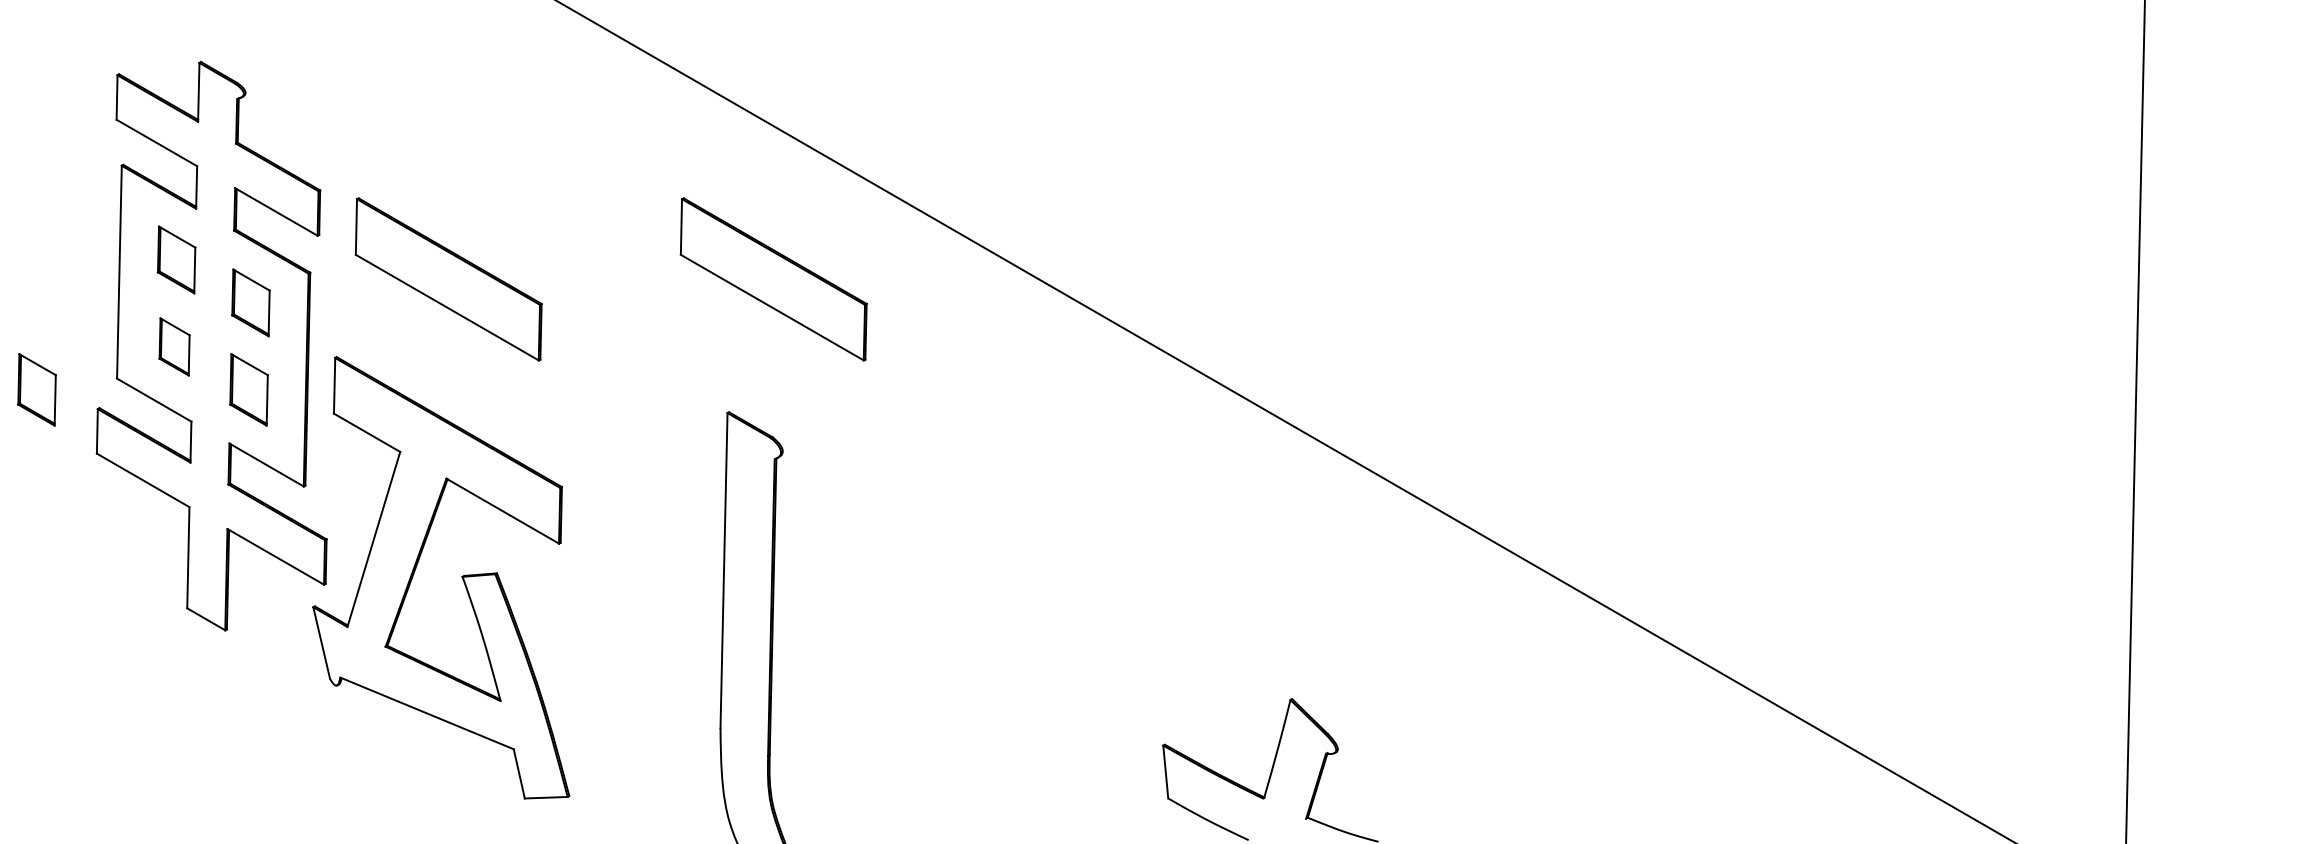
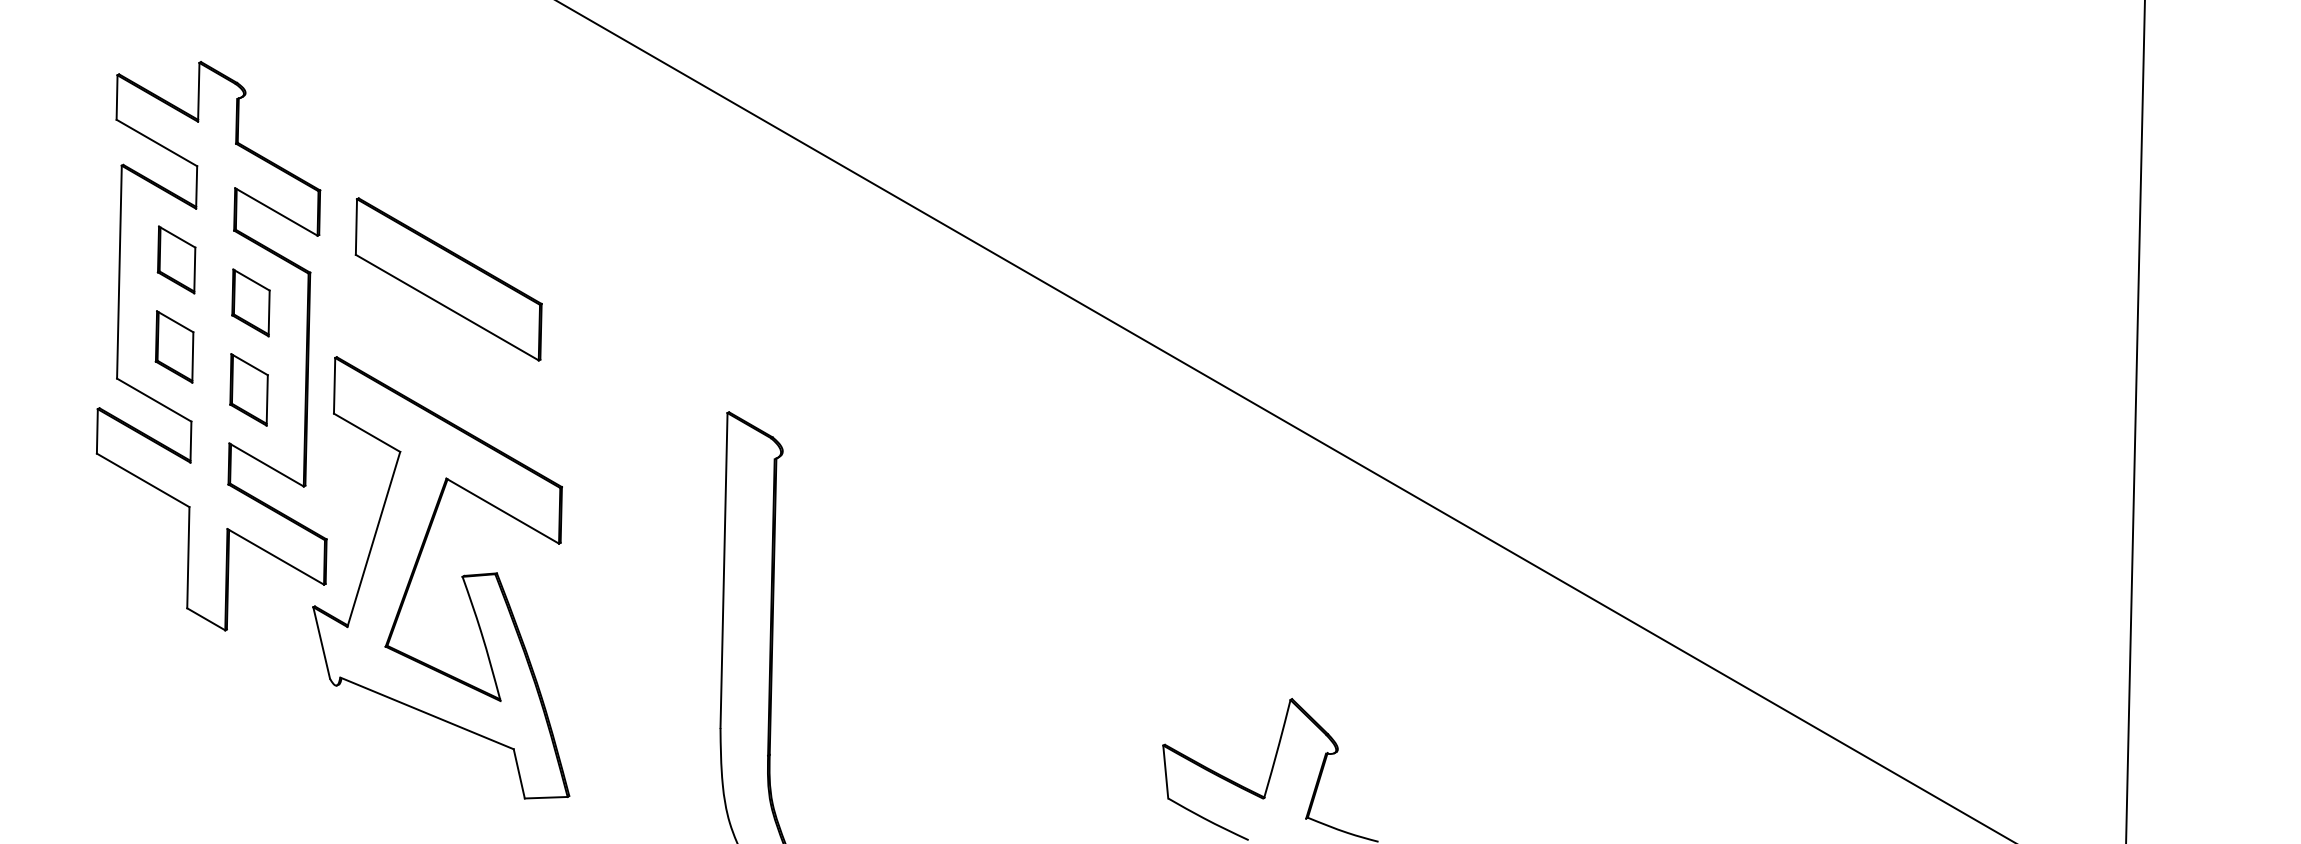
part: present -> none (773, 279)
part size: 33x60 px -> 41x74 px (174, 346)
part: present -> none (36, 389)
